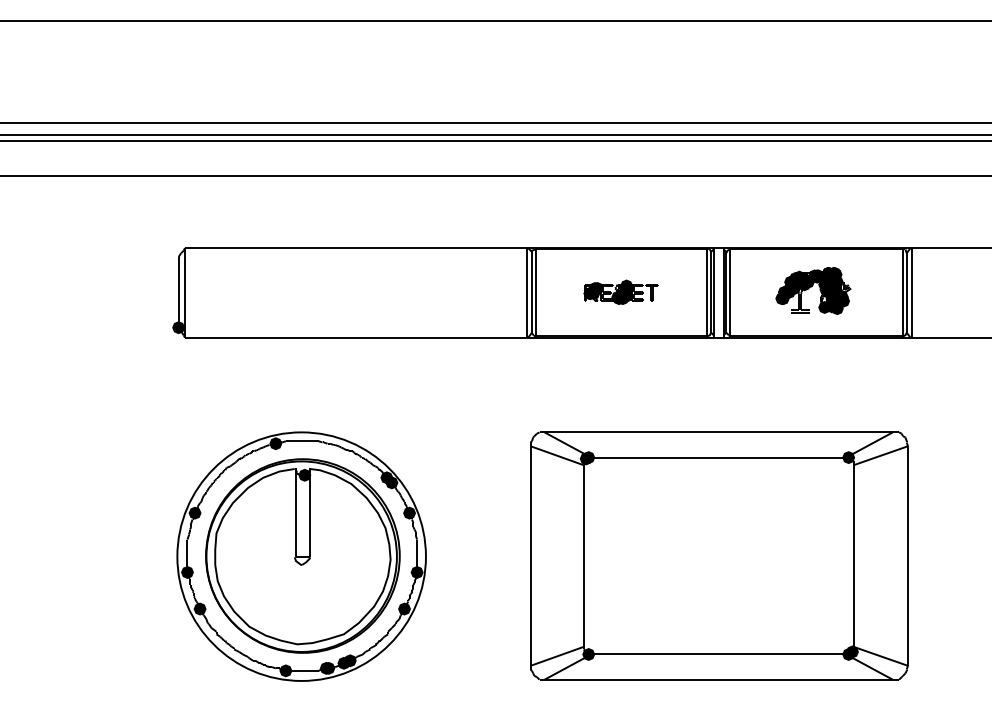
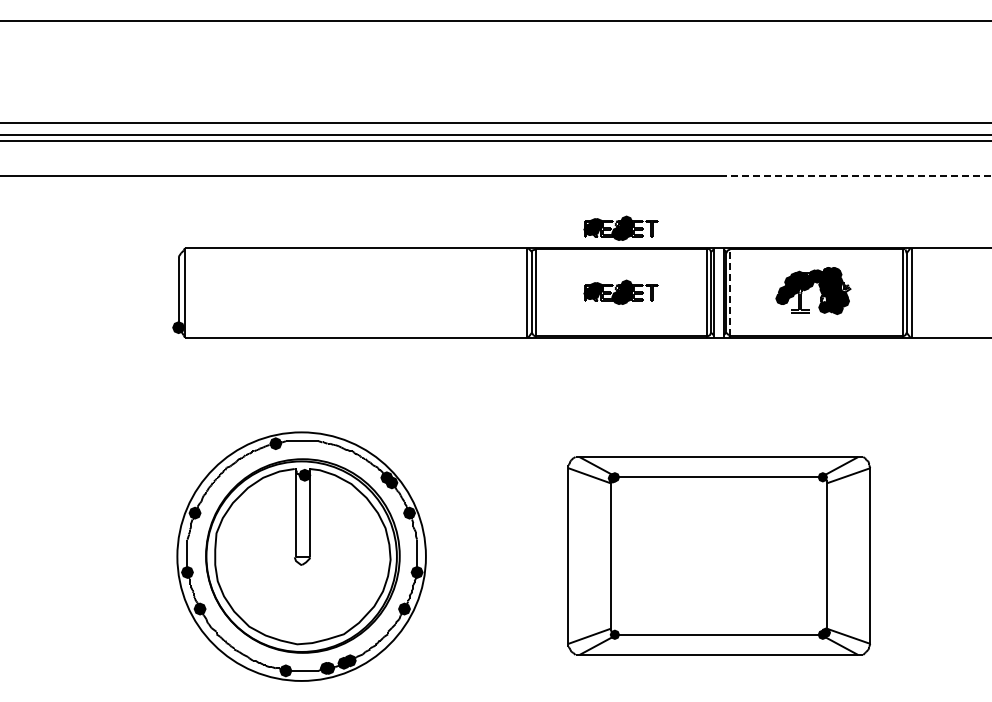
line: solid -> dashed (855, 176)
part: none -> present (620, 227)
line: solid -> dashed (730, 292)
part size: 379x250 px -> 304x200 px (718, 555)
